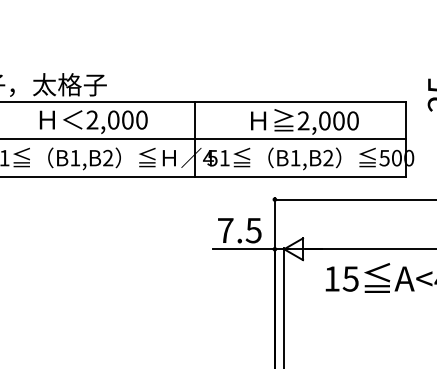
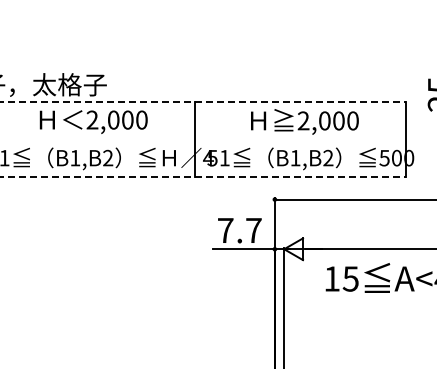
line: solid -> dashed (203, 102)
line: present -> none (203, 139)
line: solid -> dashed (203, 176)
text: 7.5 -> 7.7 (253, 230)
